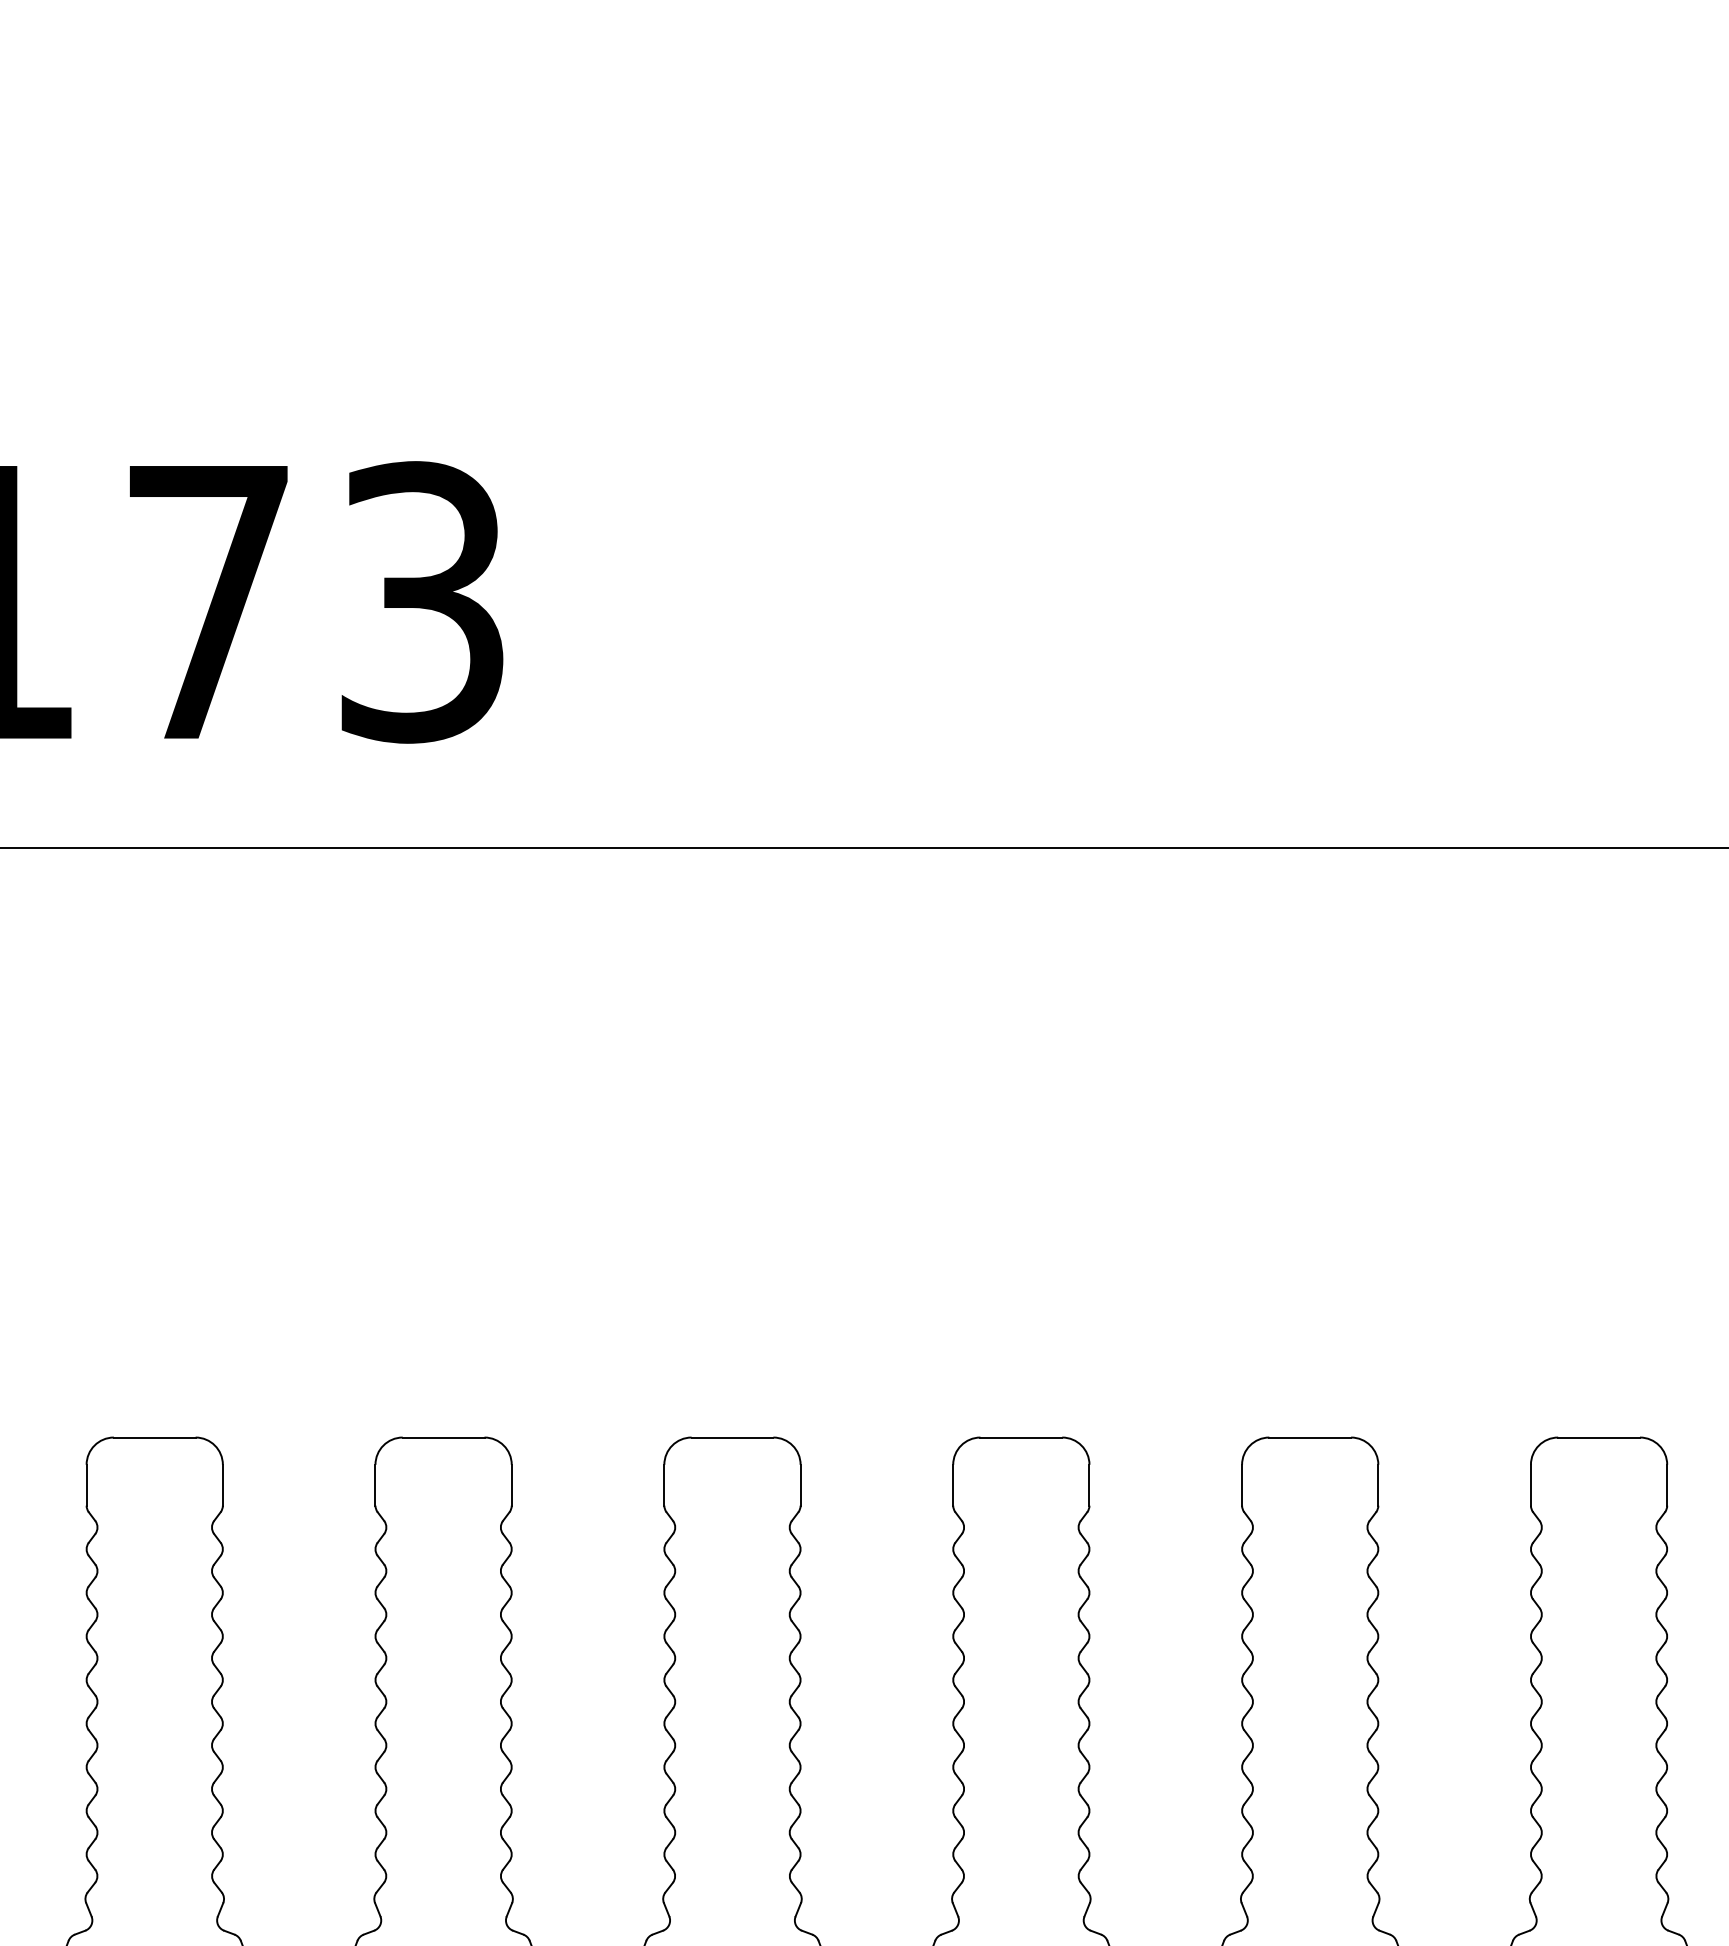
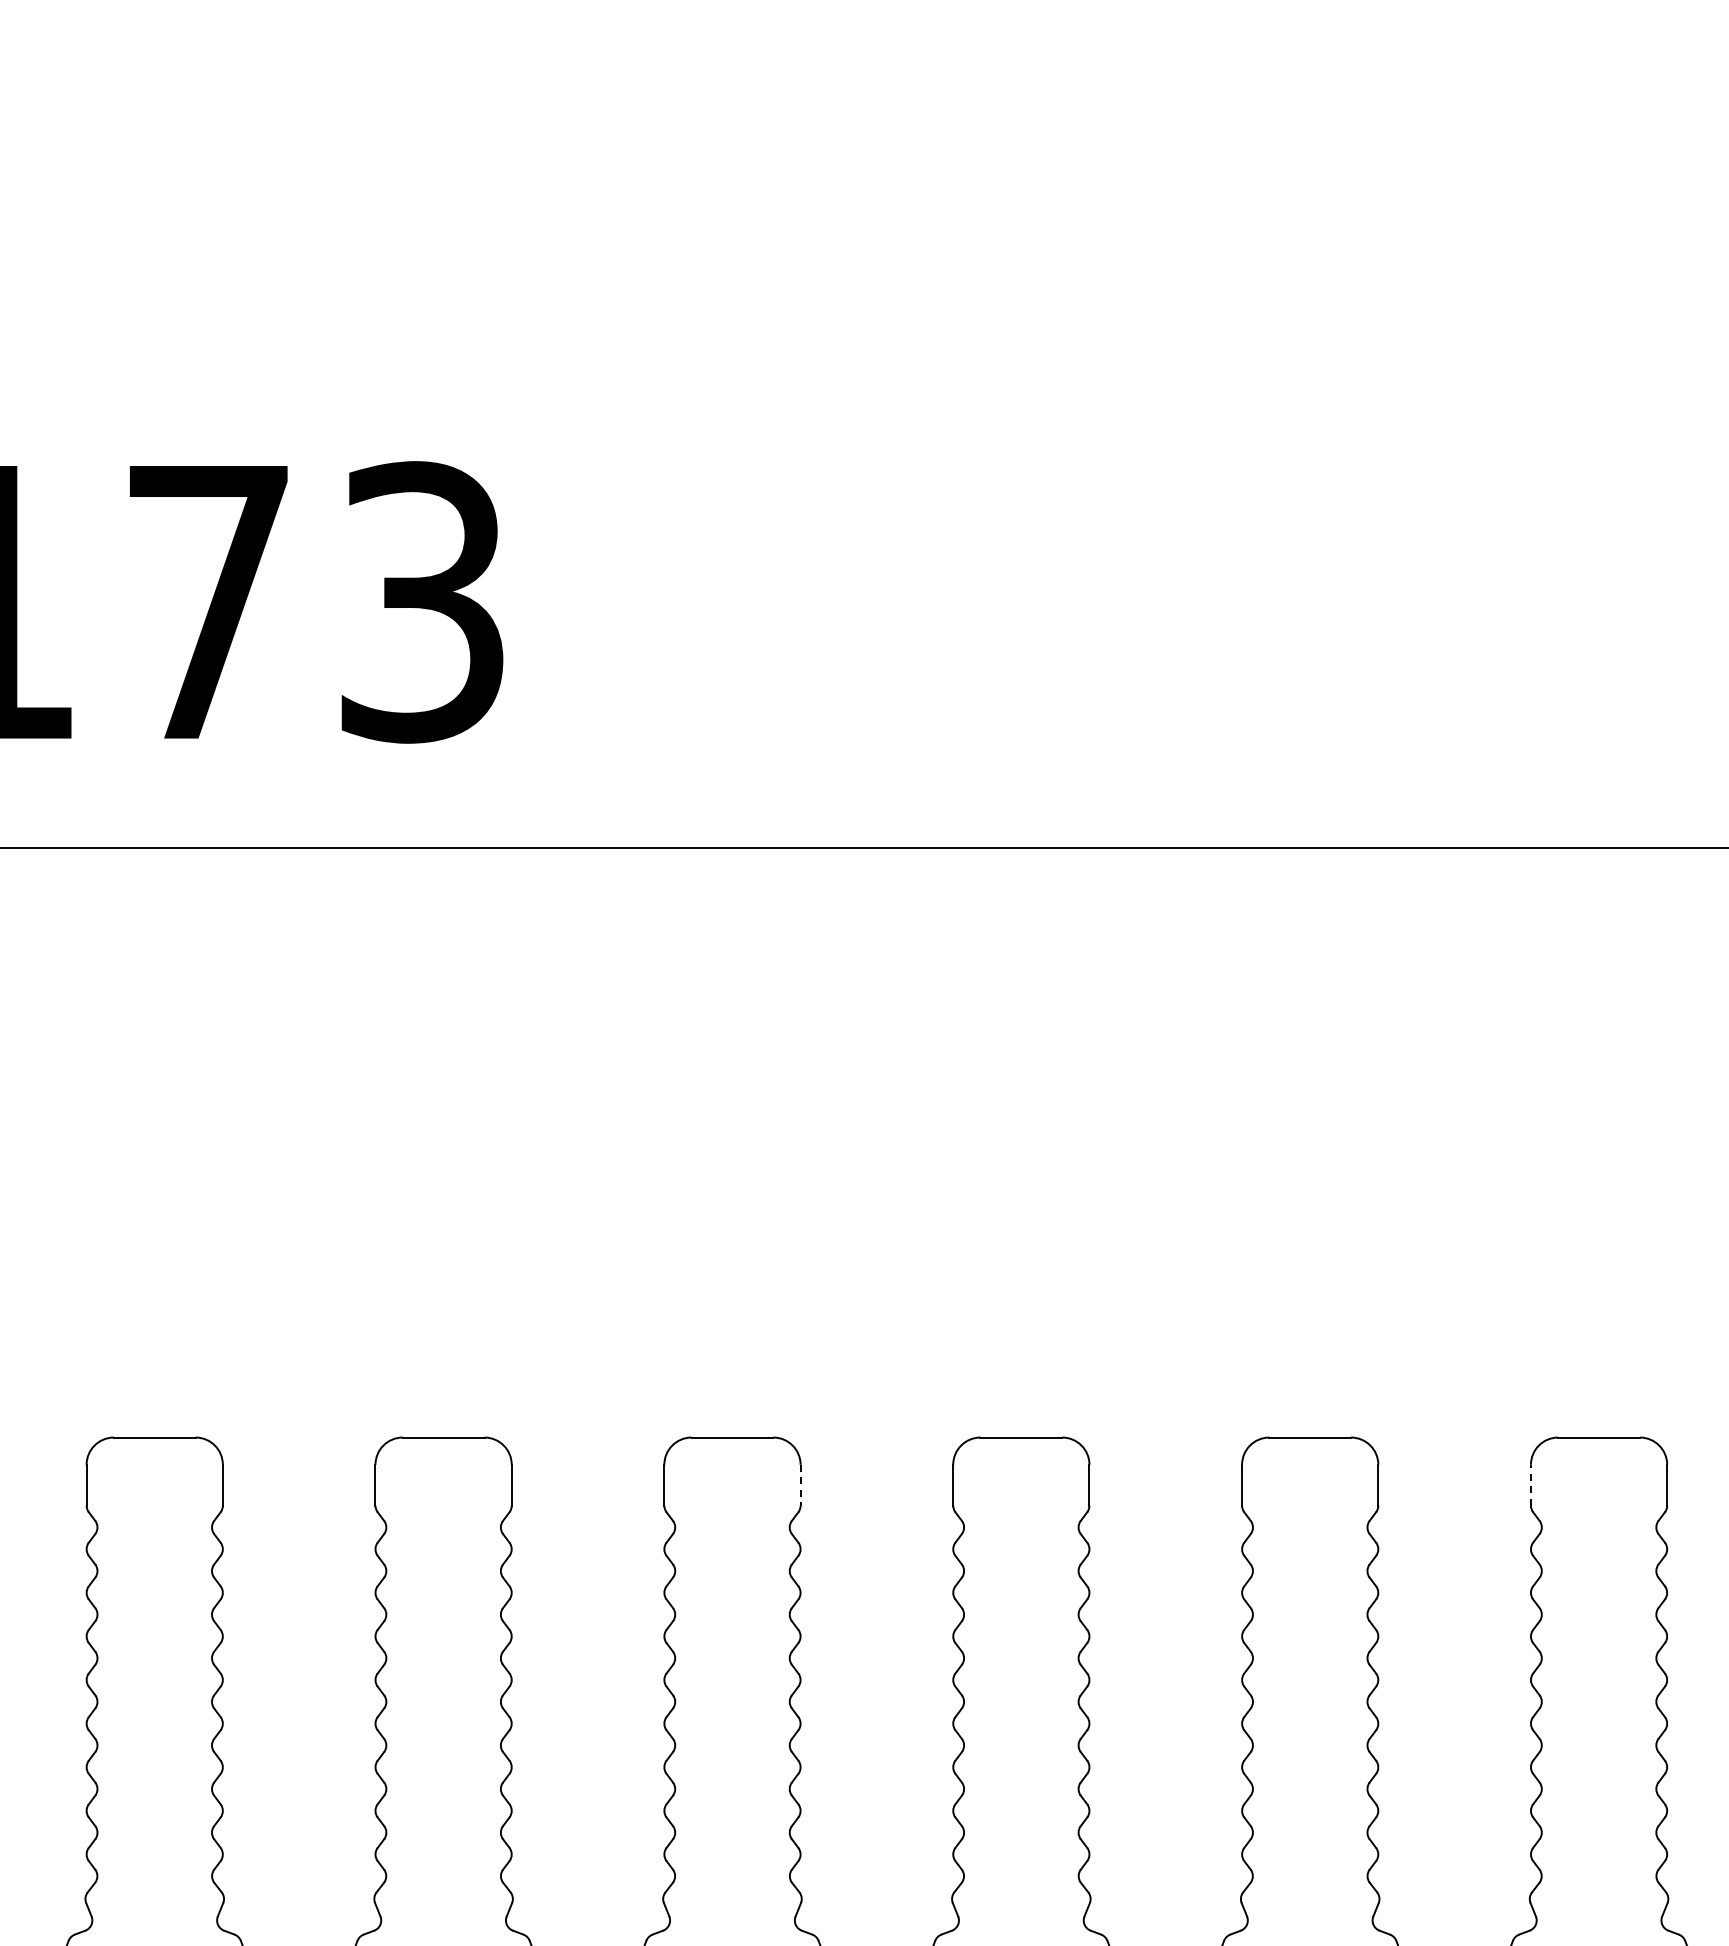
line: solid -> dashed (1530, 1484)
line: solid -> dashed (800, 1485)
